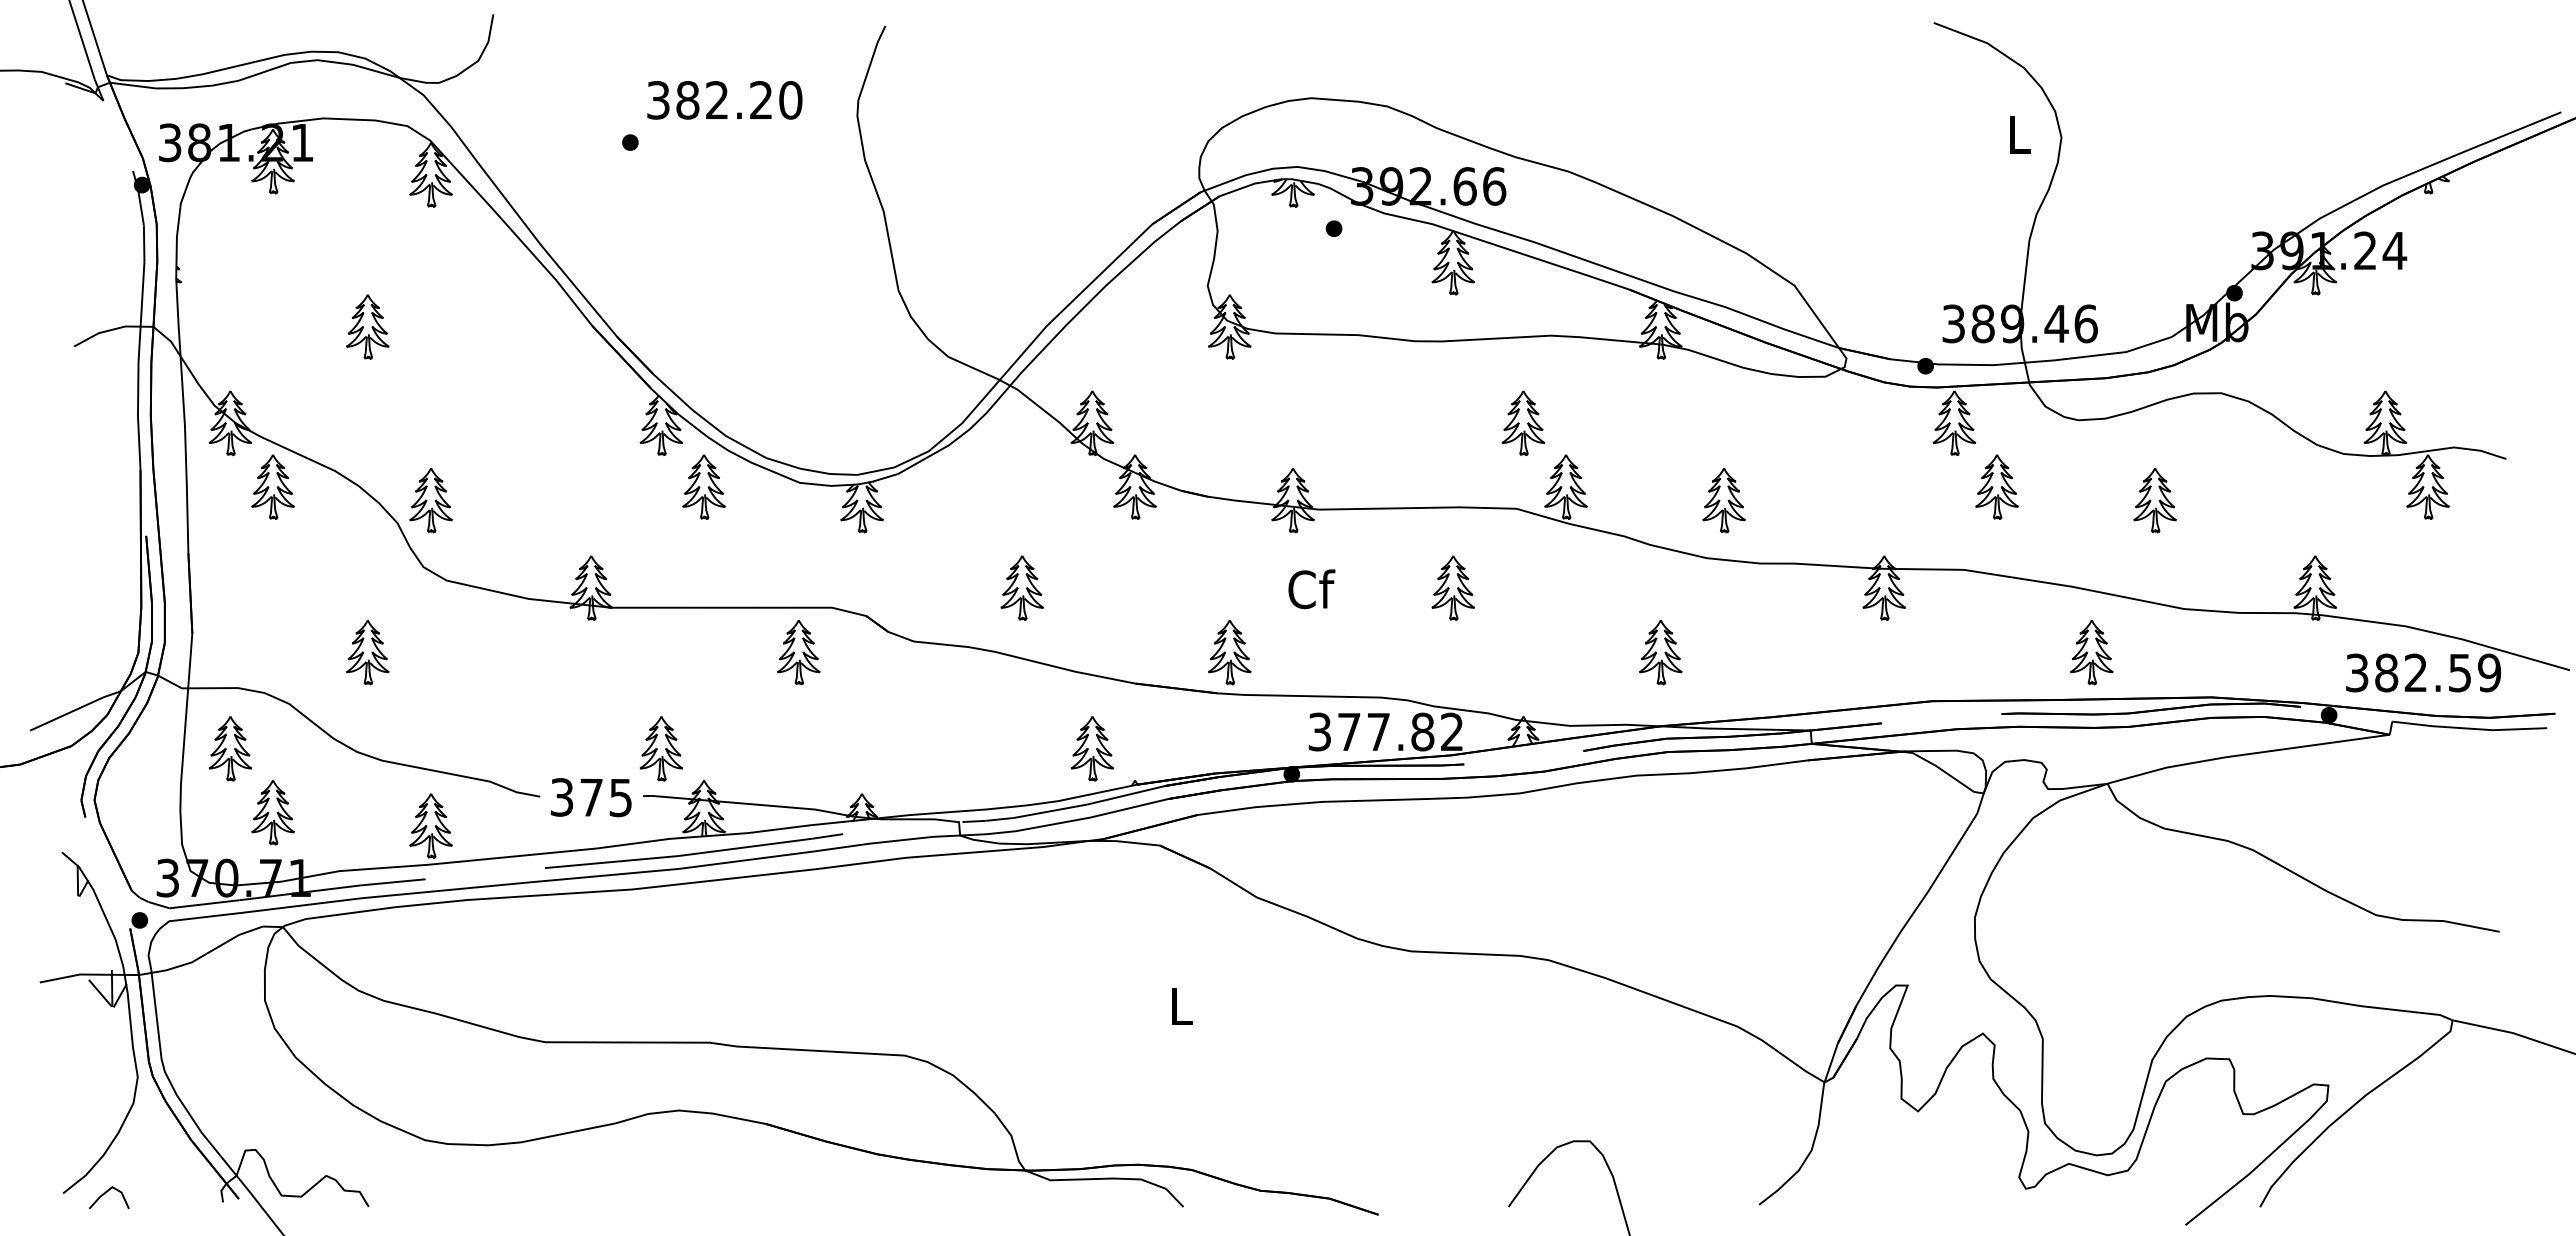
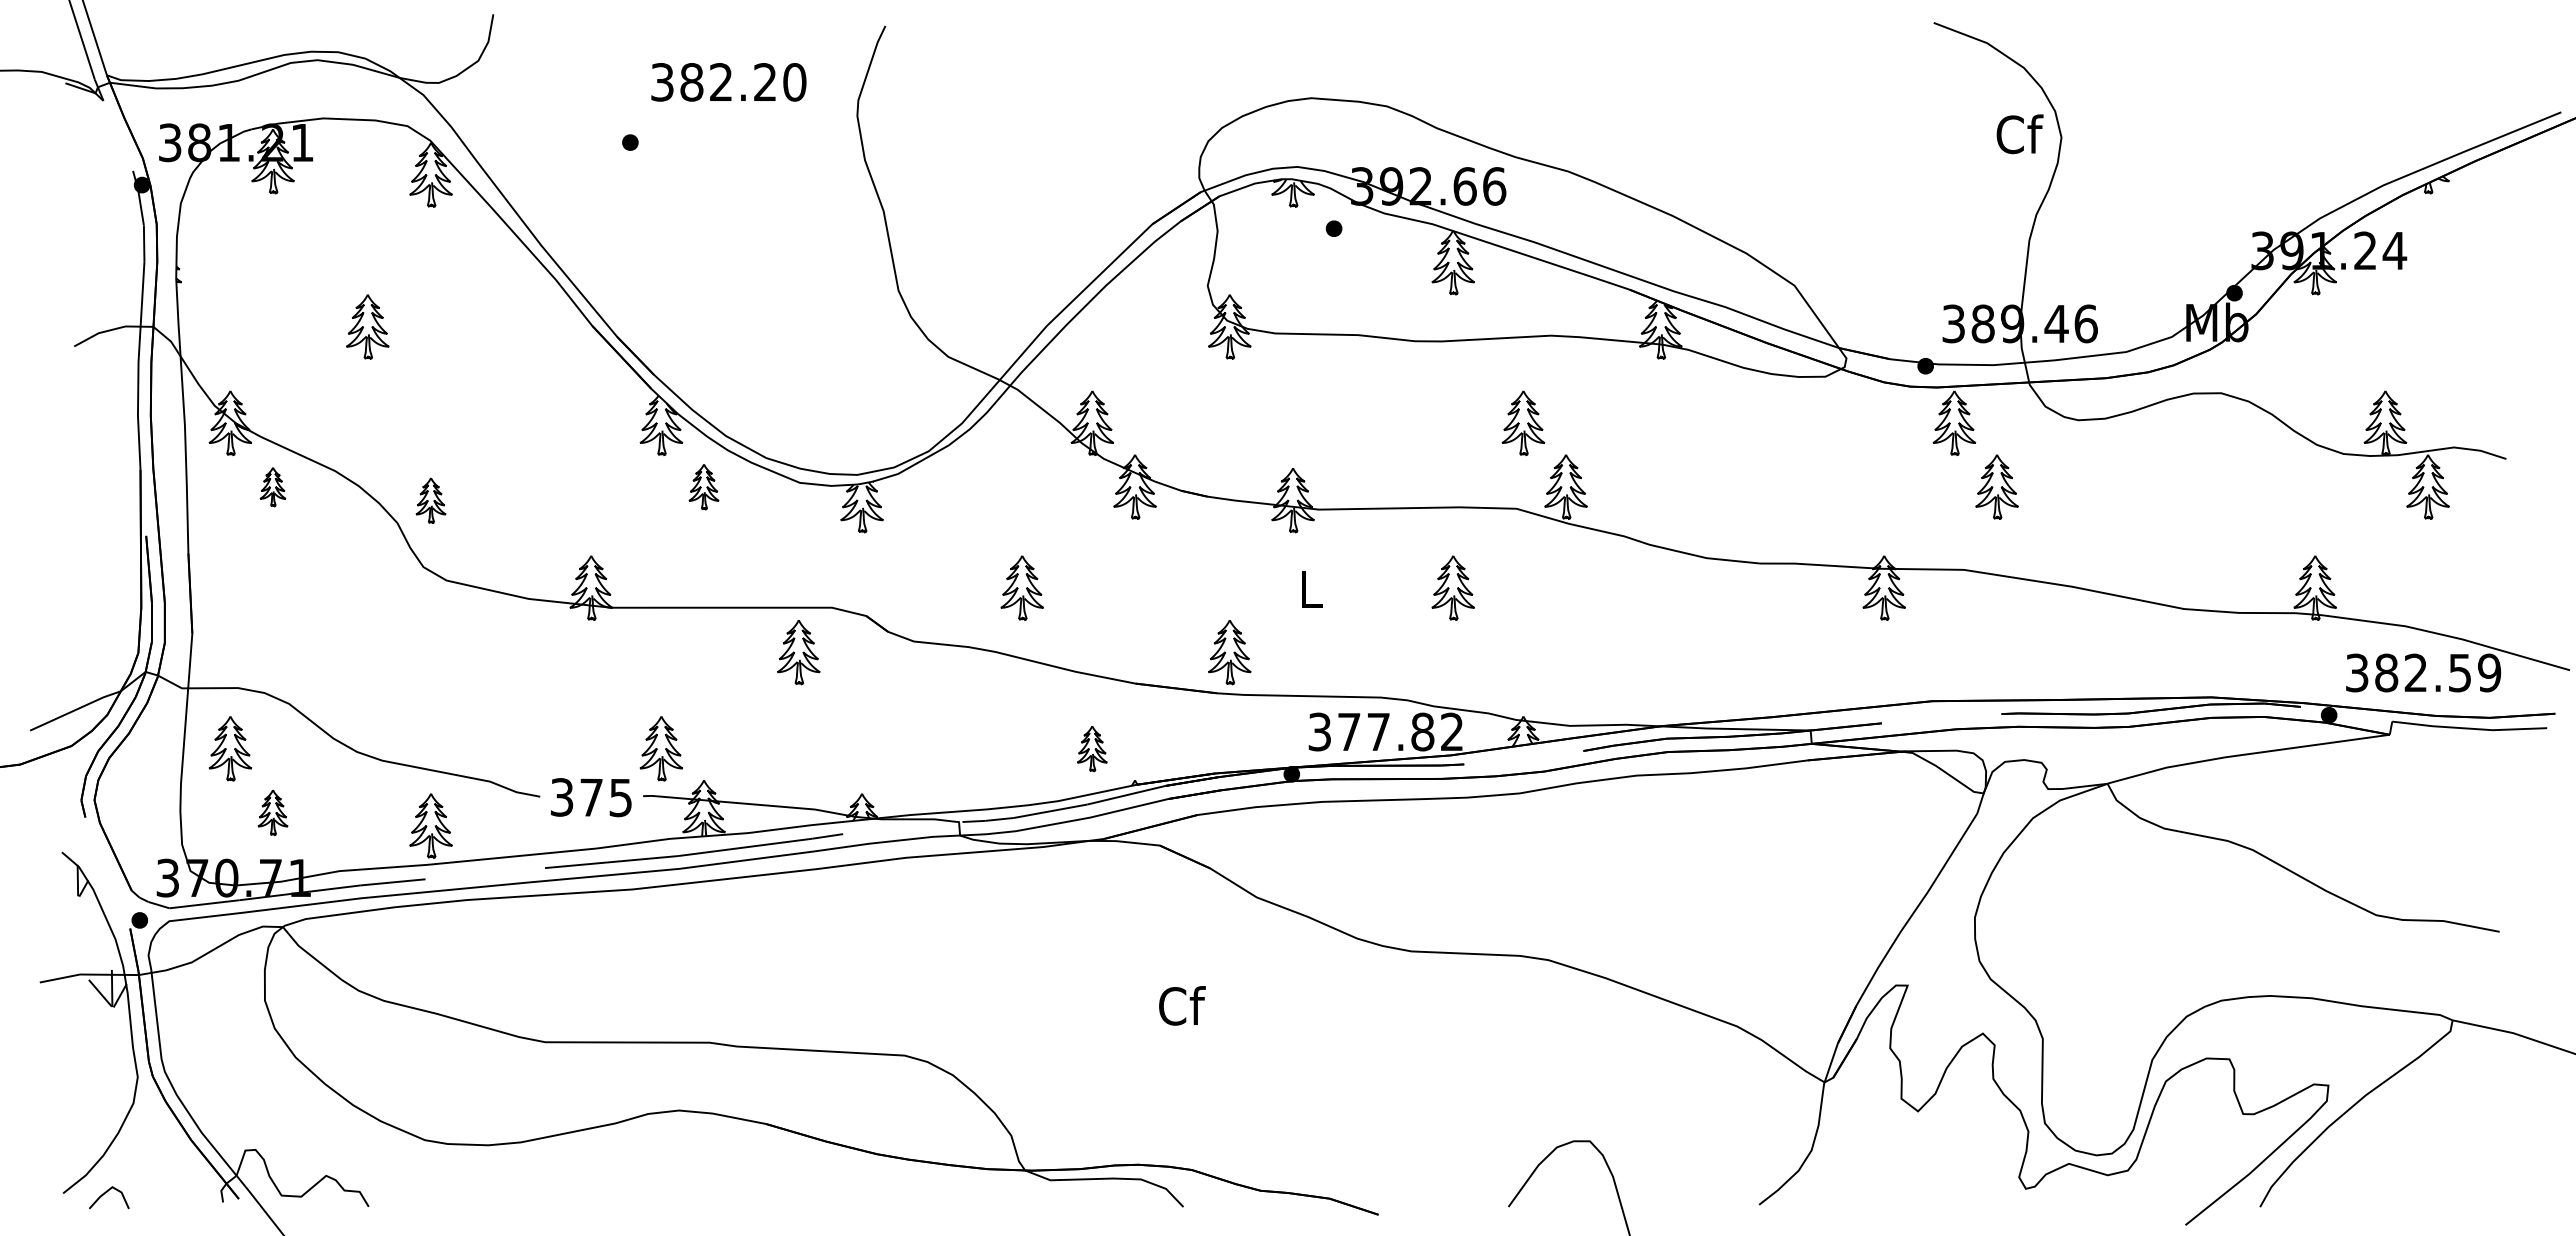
text position: (724, 100) -> (728, 82) (728, 82)
text: L -> Cf (2019, 134)
part size: 44x66 px -> 28x41 px (272, 487)
part size: 44x66 px -> 32x47 px (703, 487)
part size: 44x66 px -> 32x47 px (430, 500)
part: present -> none (1723, 500)
part: present -> none (2154, 500)
text: Cf -> L (1311, 589)
part: present -> none (367, 652)
part: present -> none (1660, 652)
part: present -> none (2091, 652)
part size: 44x66 px -> 31x47 px (1092, 749)
part size: 44x66 px -> 32x47 px (272, 813)
text: L -> Cf (1182, 1005)
